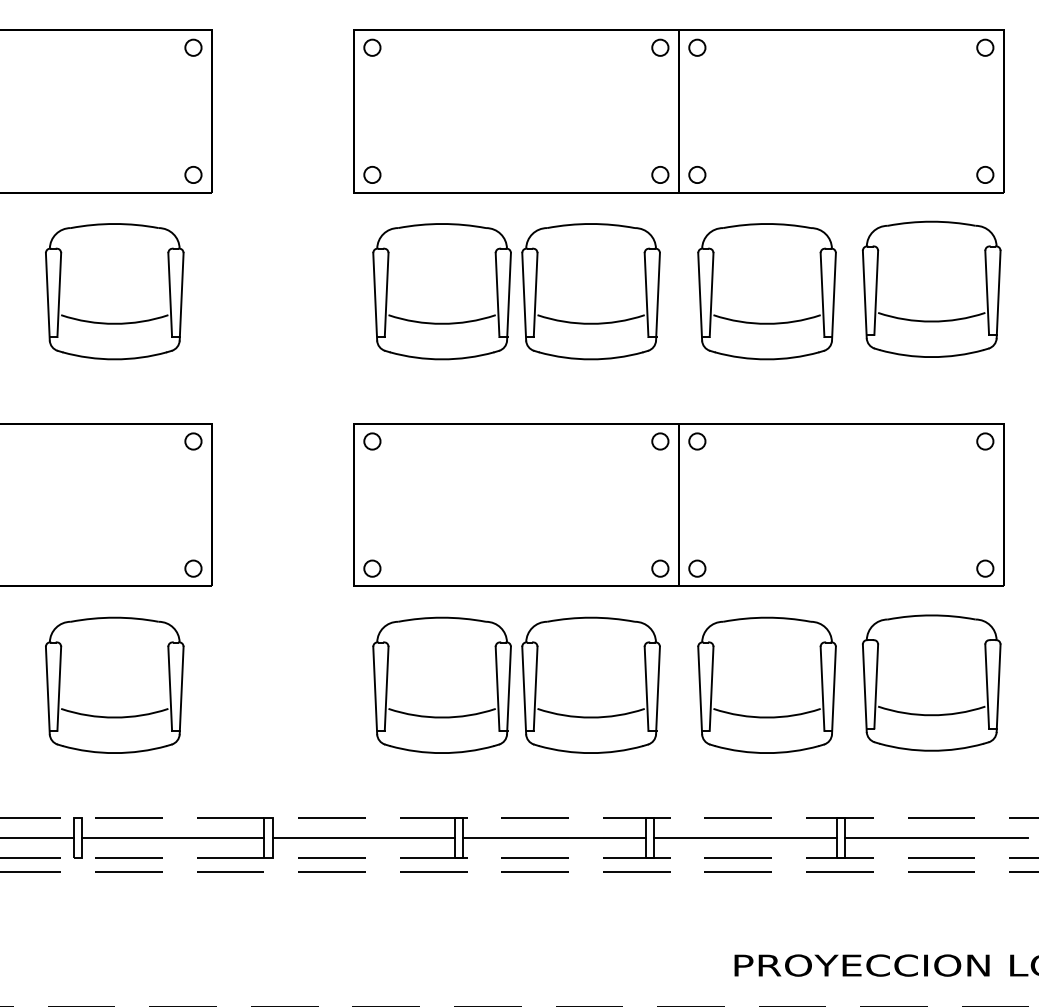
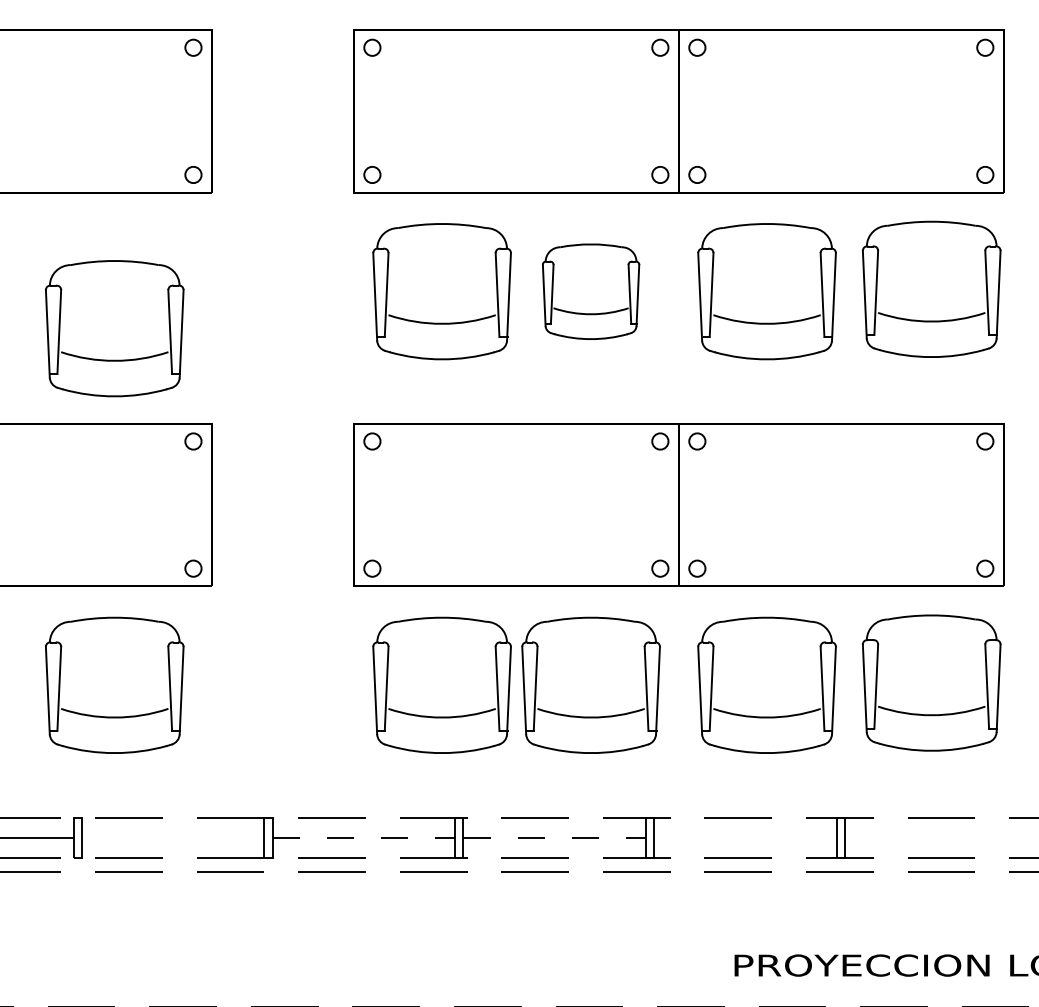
part position: (114, 291) -> (114, 328) (114, 328)
part size: 140x138 px -> 99x97 px (591, 291)
line: present -> none (172, 837)
line: solid -> dashed (364, 837)
line: solid -> dashed (555, 837)
line: present -> none (745, 837)
line: present -> none (936, 837)
